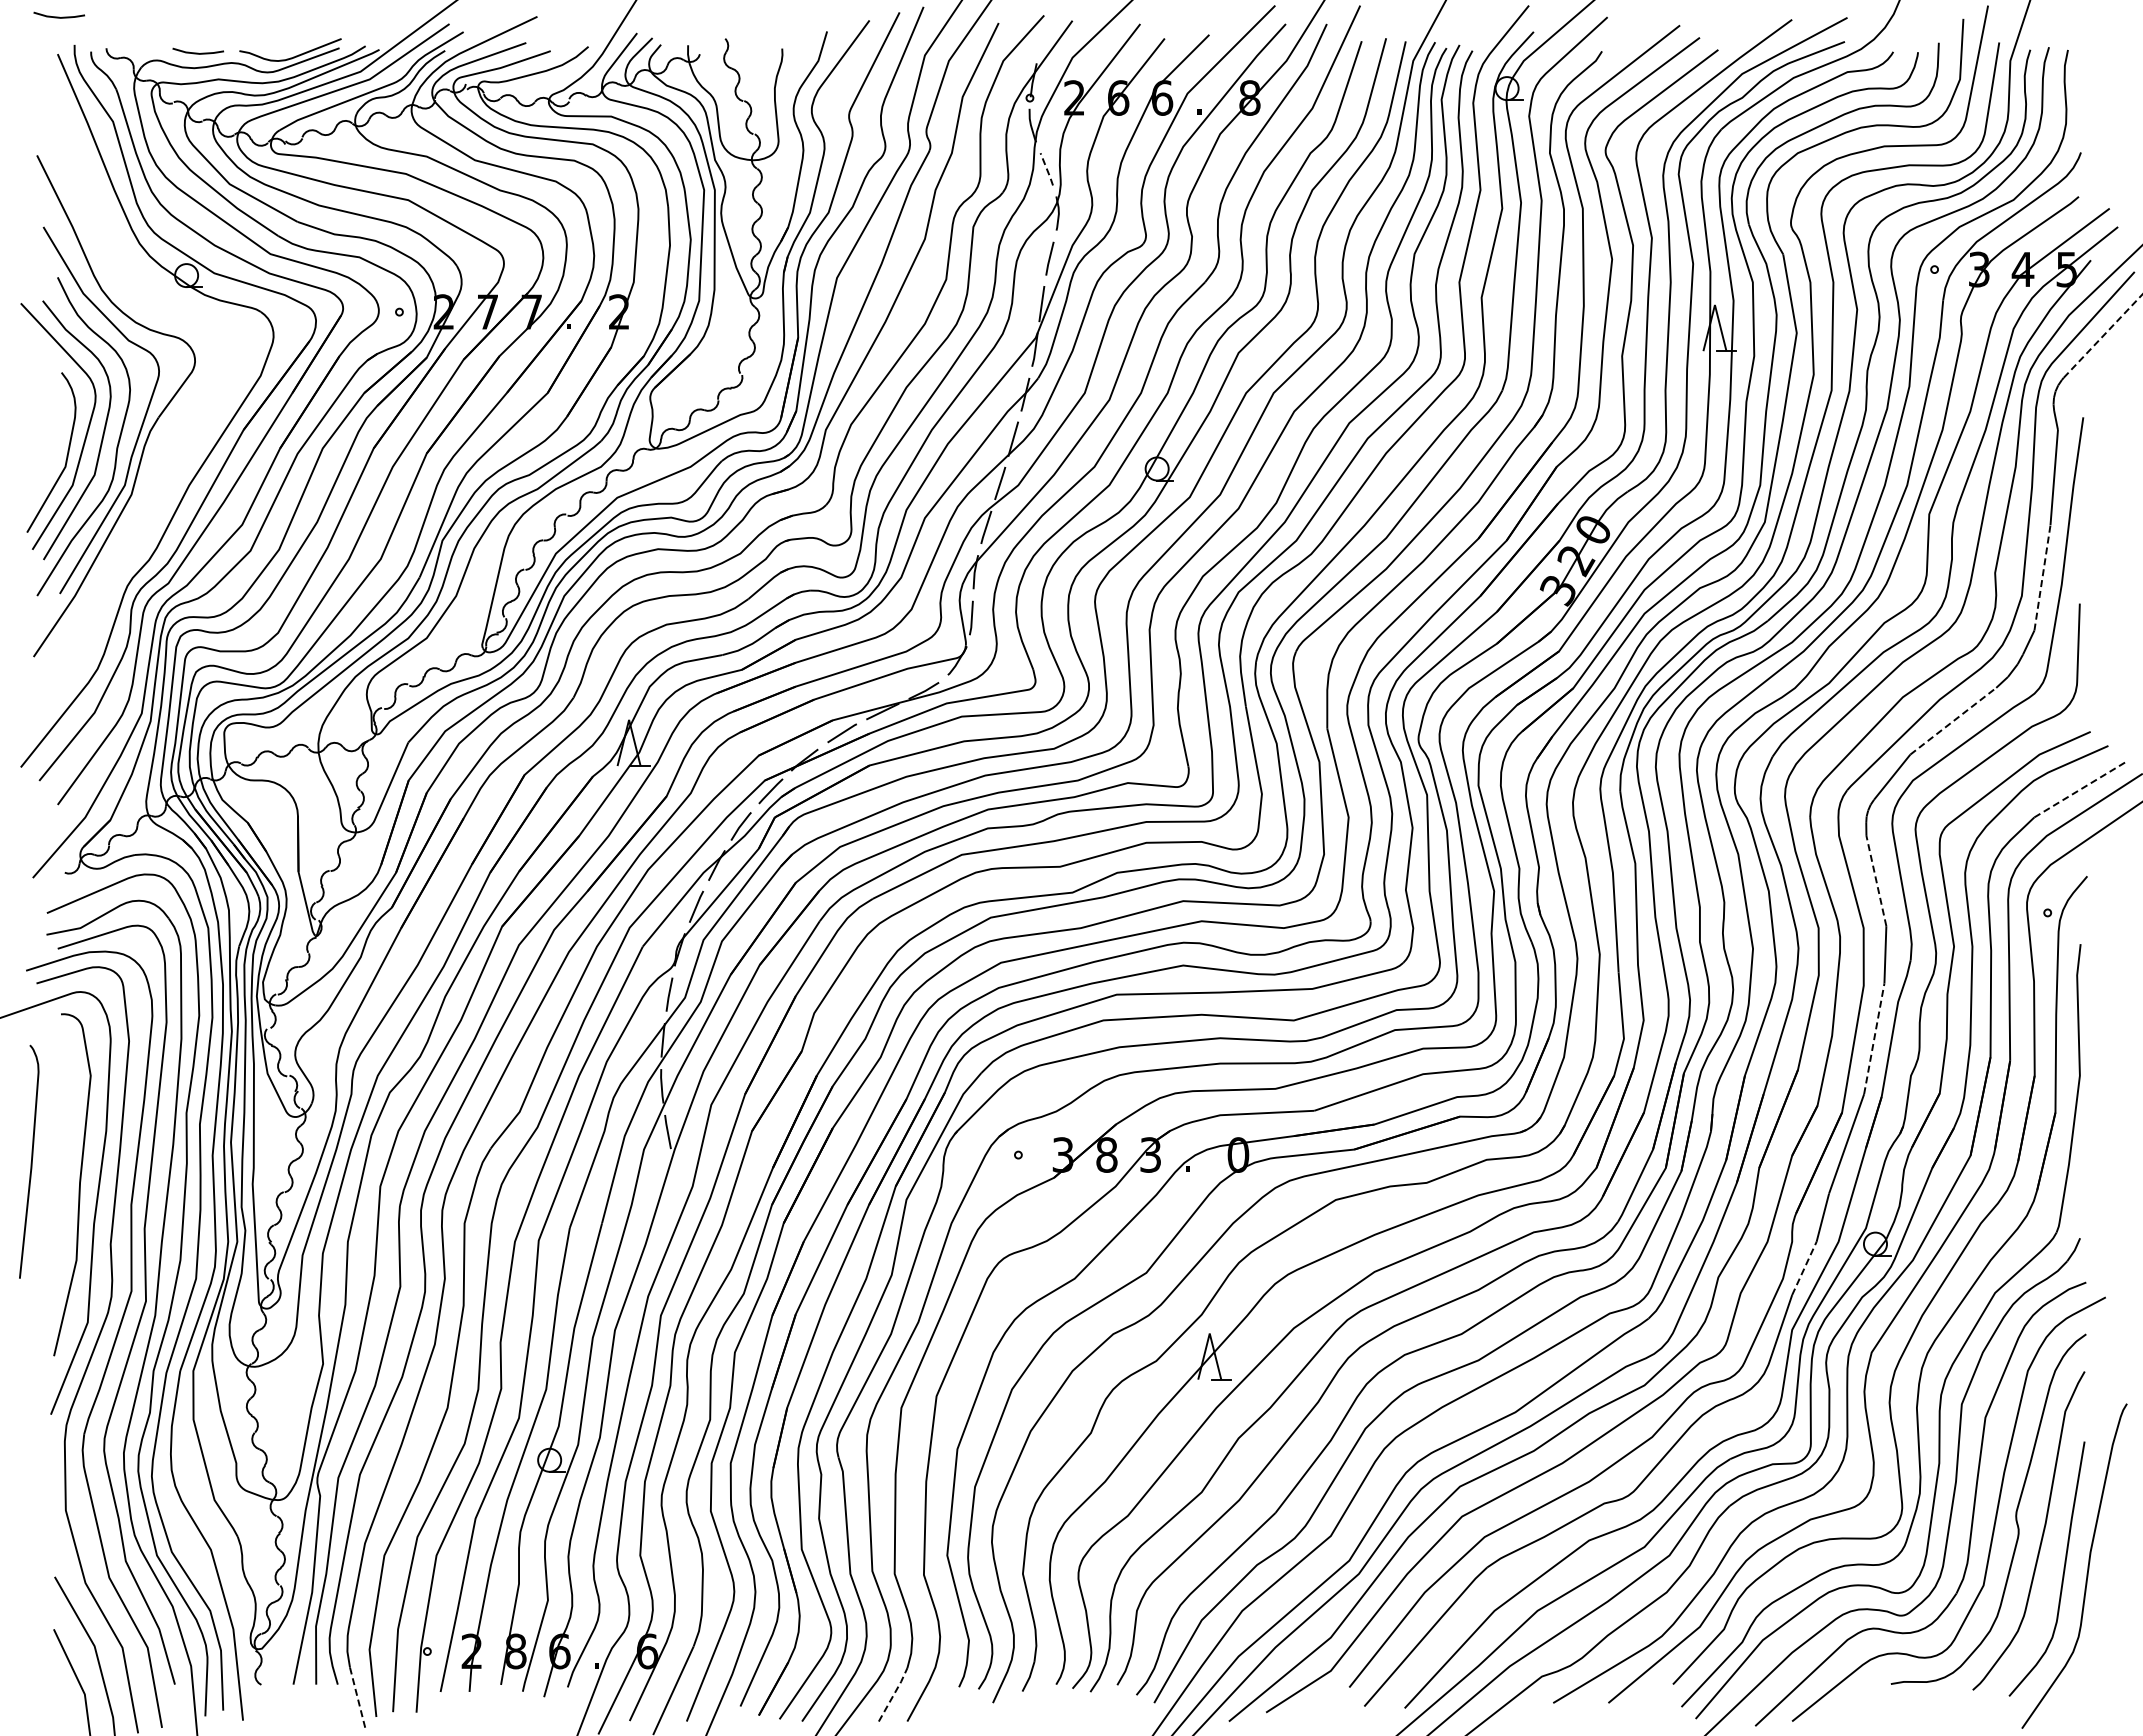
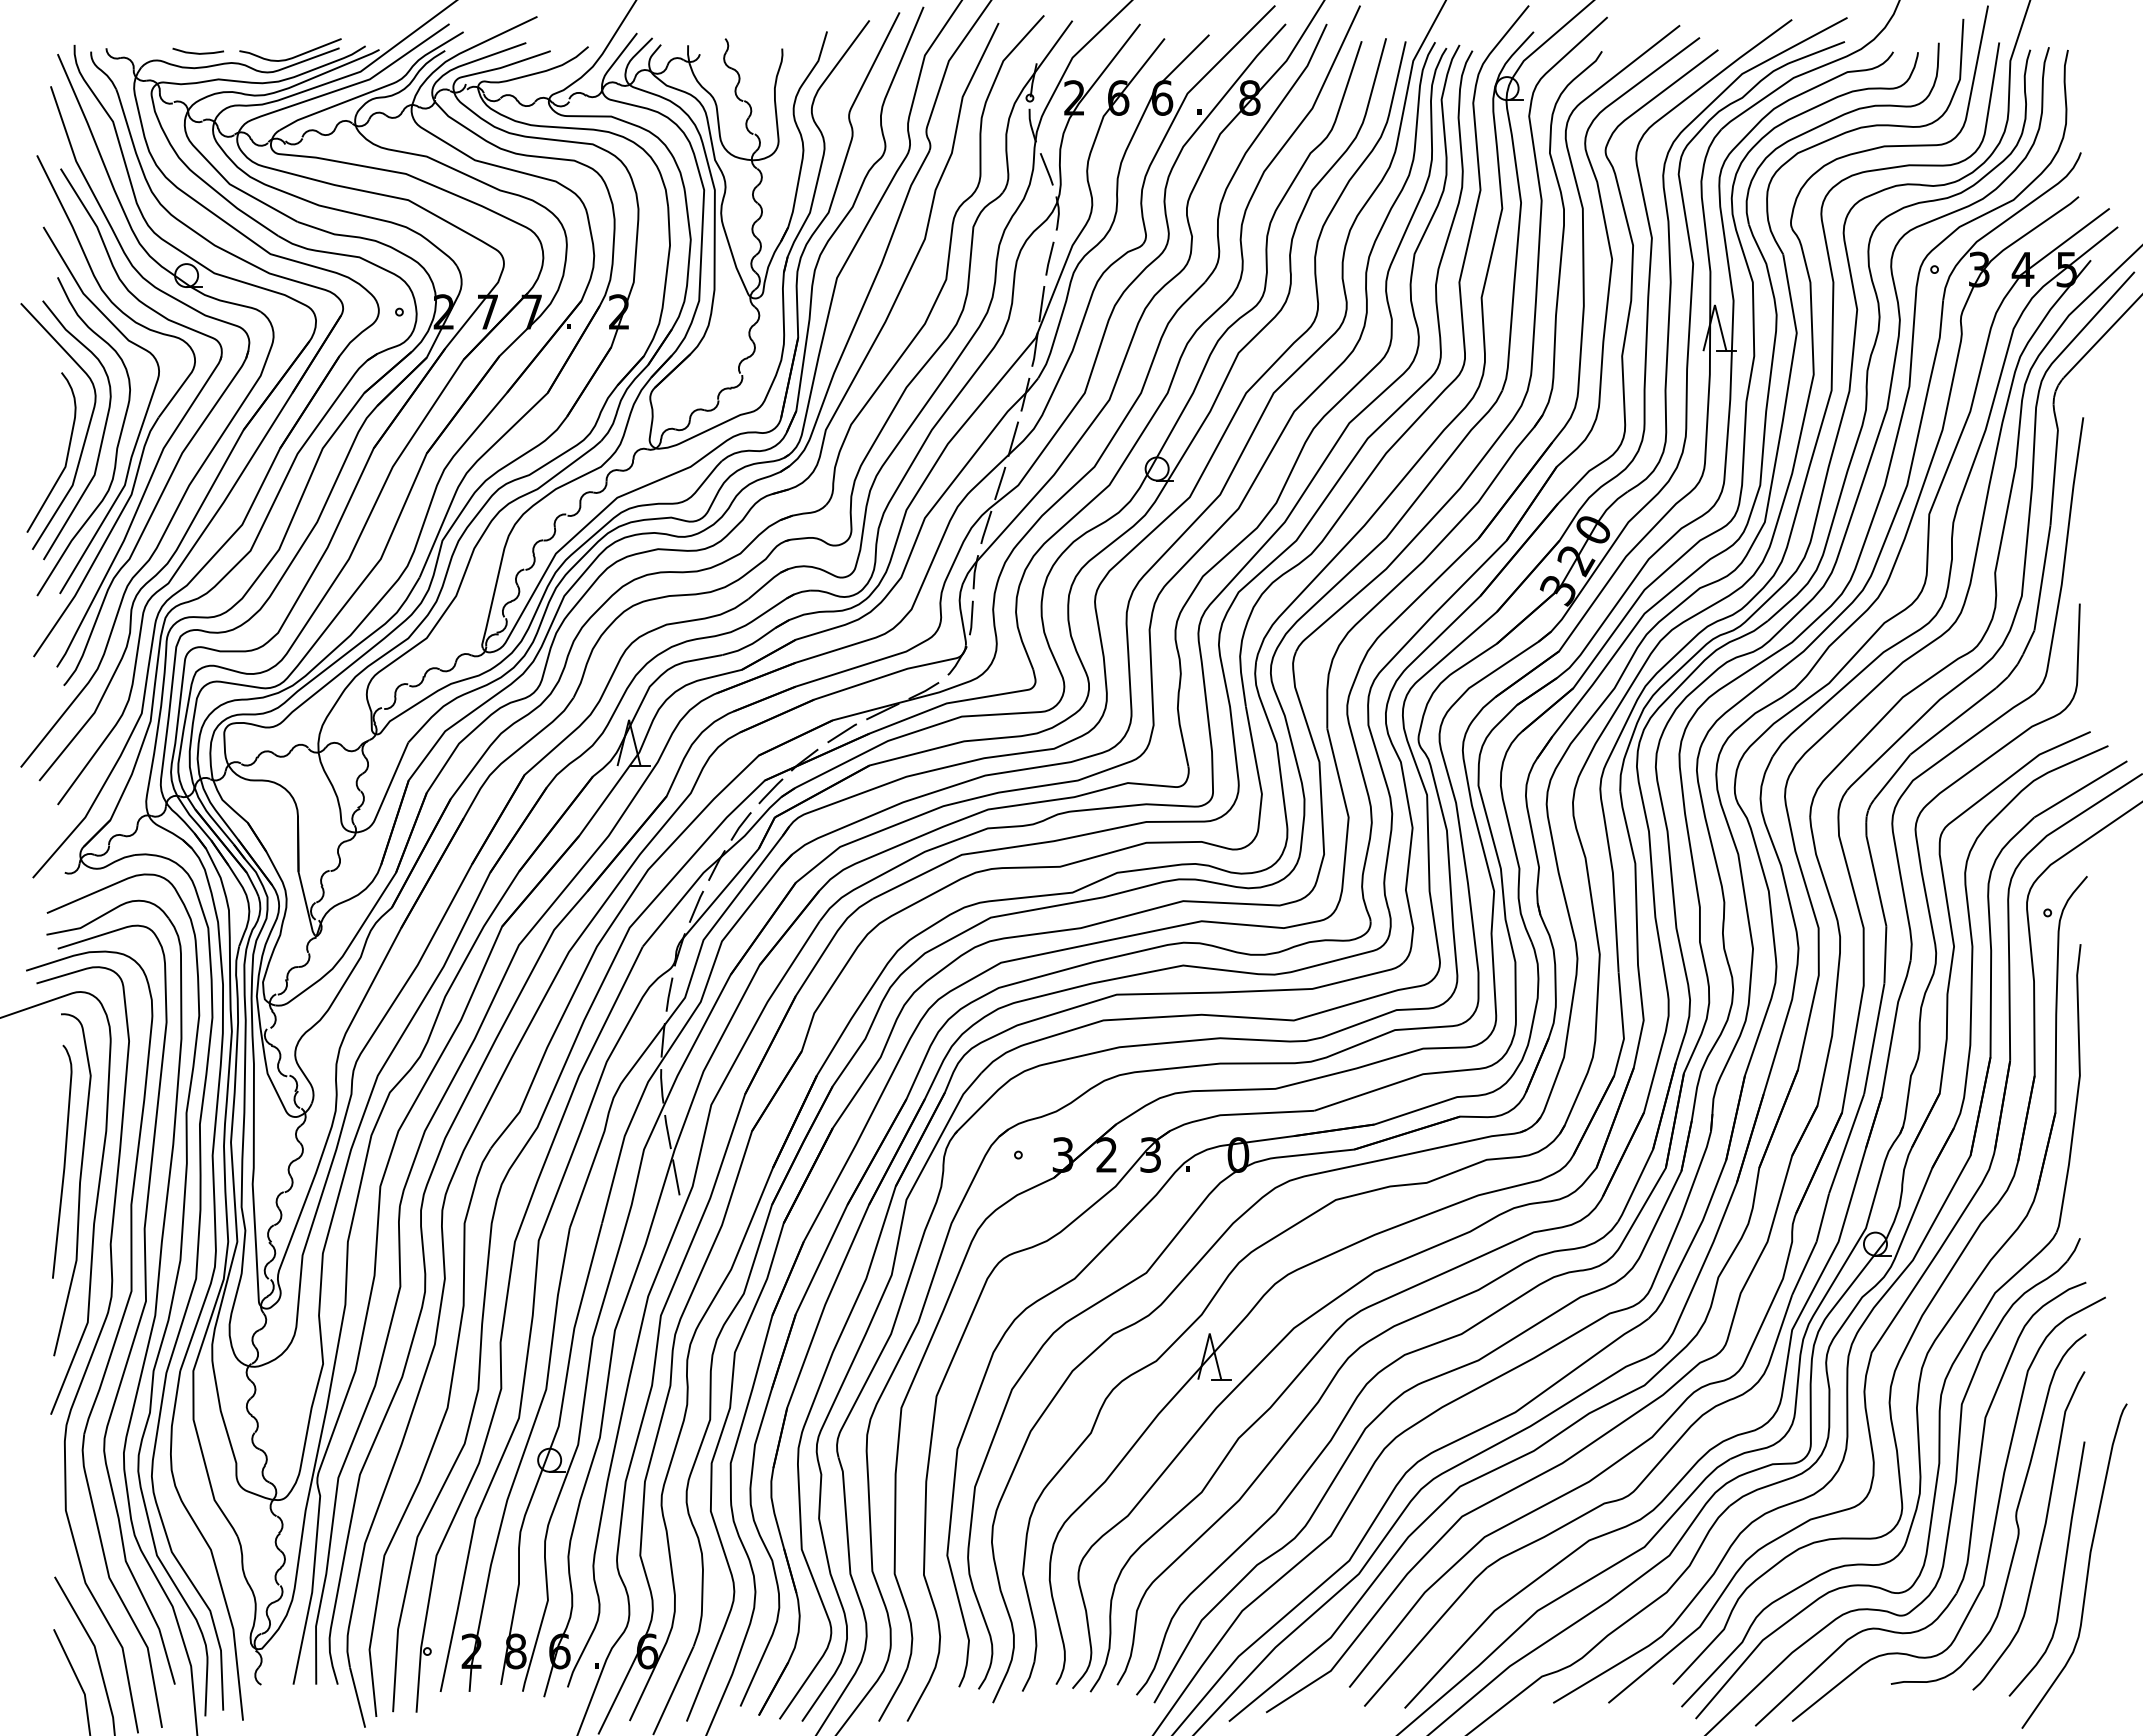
line: present -> none (58, 16)
line: dashed -> solid (1047, 169)
line: dashed -> solid (2103, 335)
part: none -> present (187, 409)
line: dashed -> solid (2042, 577)
line: dashed -> solid (1953, 720)
line: dashed -> solid (2081, 789)
line: dashed -> solid (1876, 880)
line: dashed -> solid (1874, 1038)
text: 8 -> 2 (1106, 1154)
curve position: (30, 1162) -> (63, 1162) (63, 1162)
line: none -> present (676, 1177)
line: dashed -> solid (1804, 1267)
line: dashed -> solid (894, 1693)
line: dashed -> solid (357, 1697)
